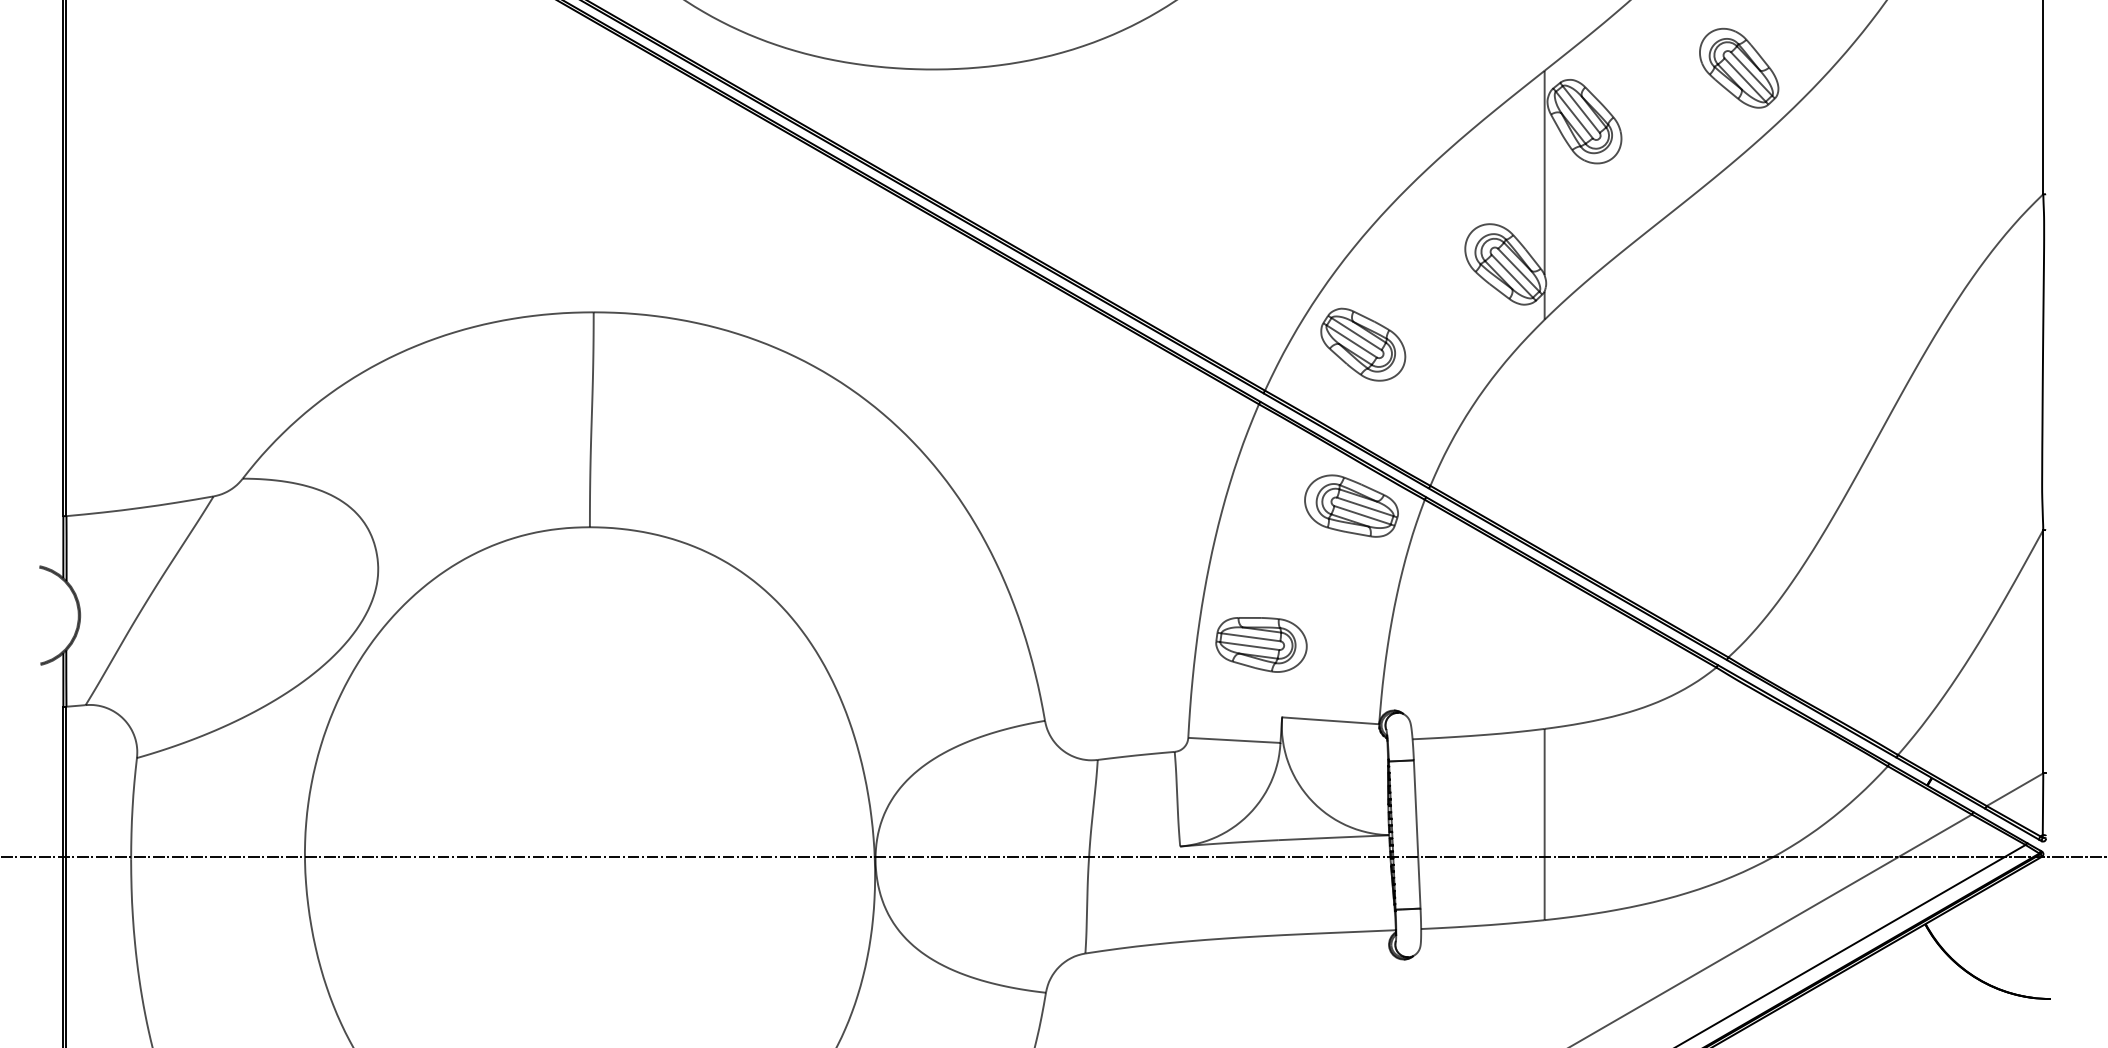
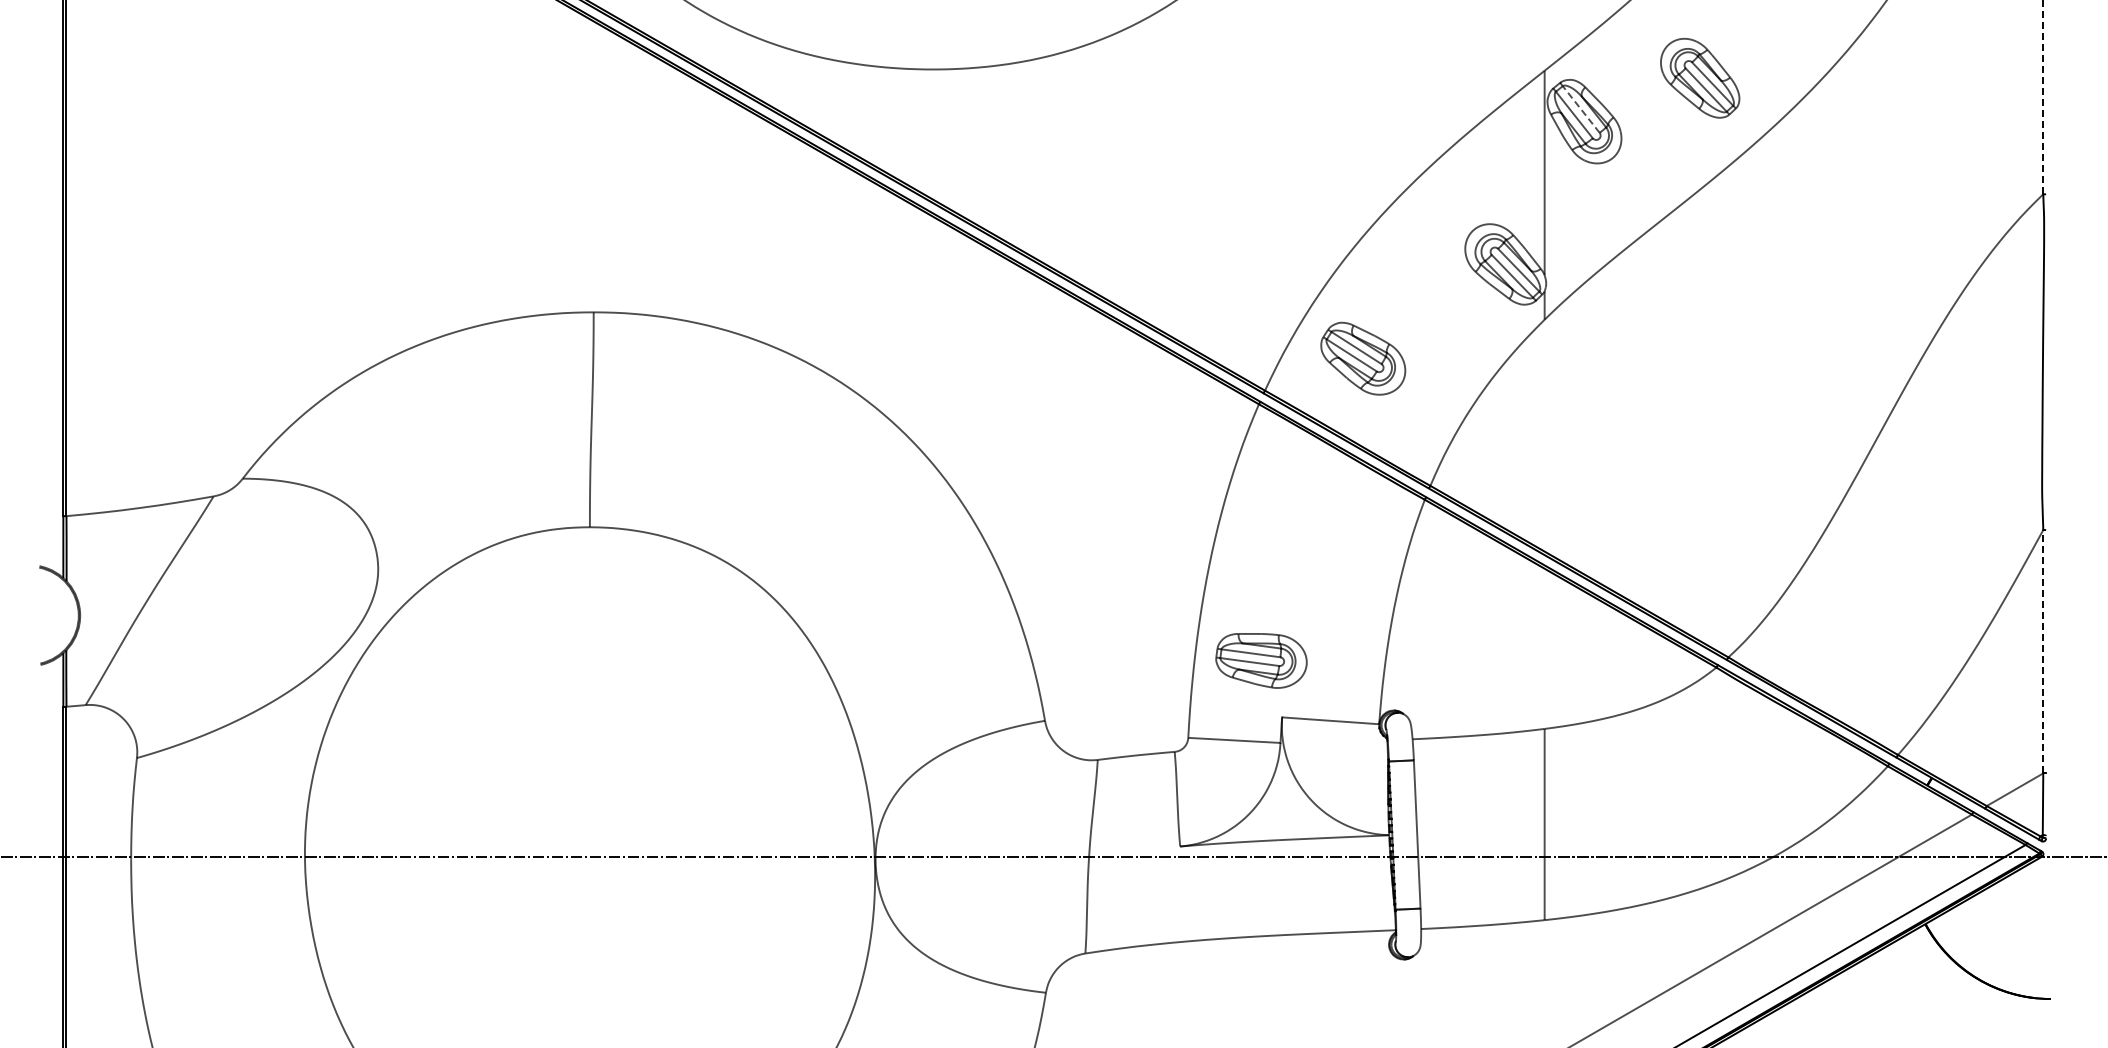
part position: (1739, 68) -> (1700, 78) (1700, 78)
line: solid -> dashed (2043, 97)
line: solid -> dashed (1581, 109)
part position: (1363, 344) -> (1363, 358) (1363, 358)
part: present -> none (1351, 505)
part position: (1261, 644) -> (1261, 660) (1261, 660)
line: solid -> dashed (2043, 651)
